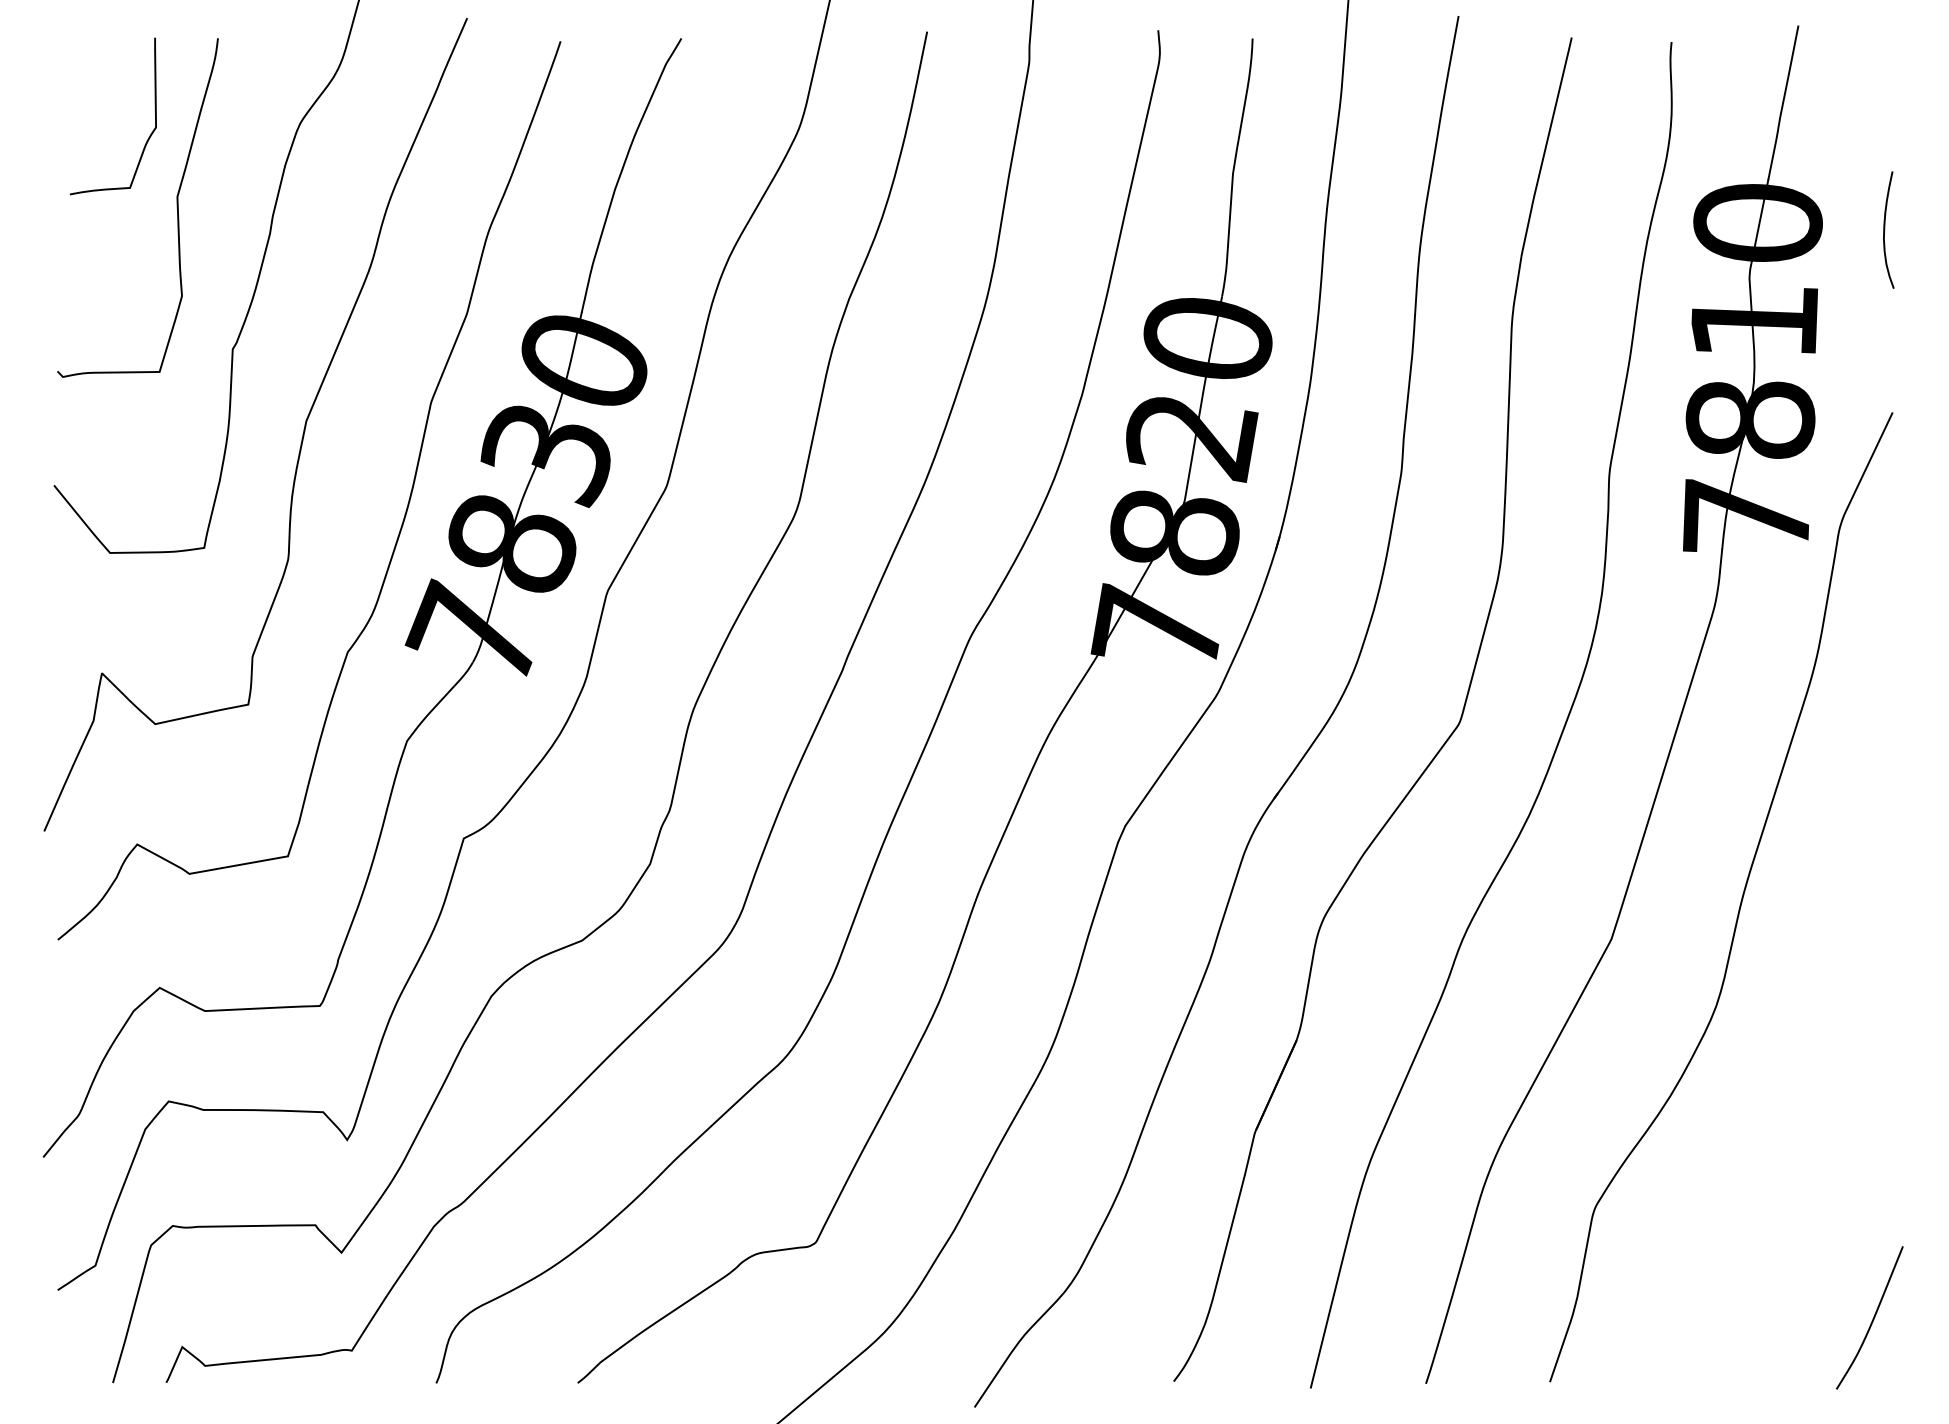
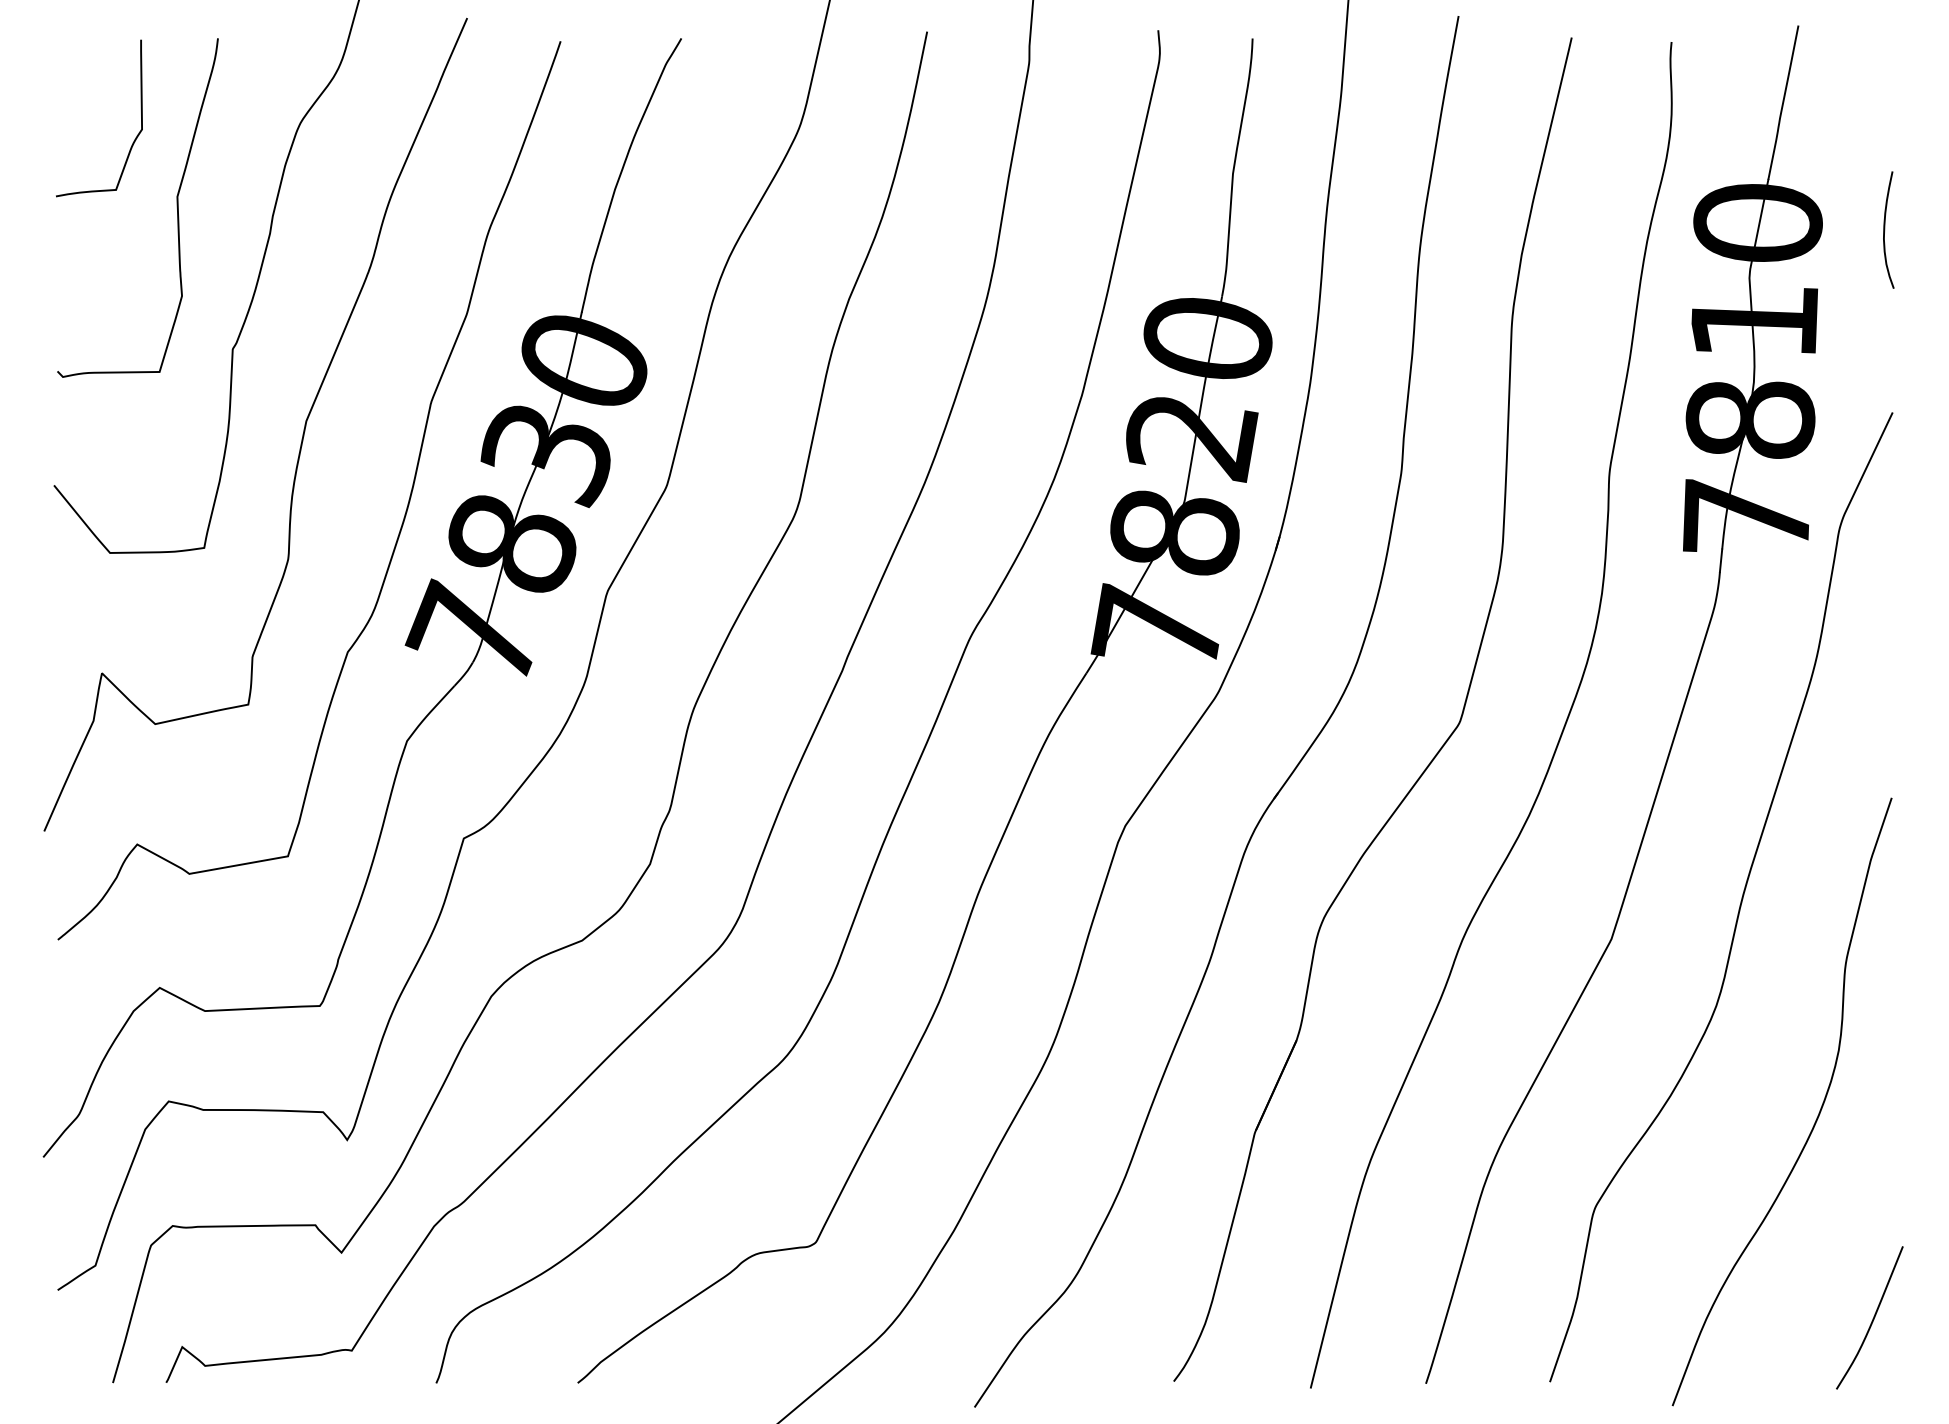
curve position: (149, 135) -> (135, 137) (135, 137)
curve: none -> present (1816, 1117)
